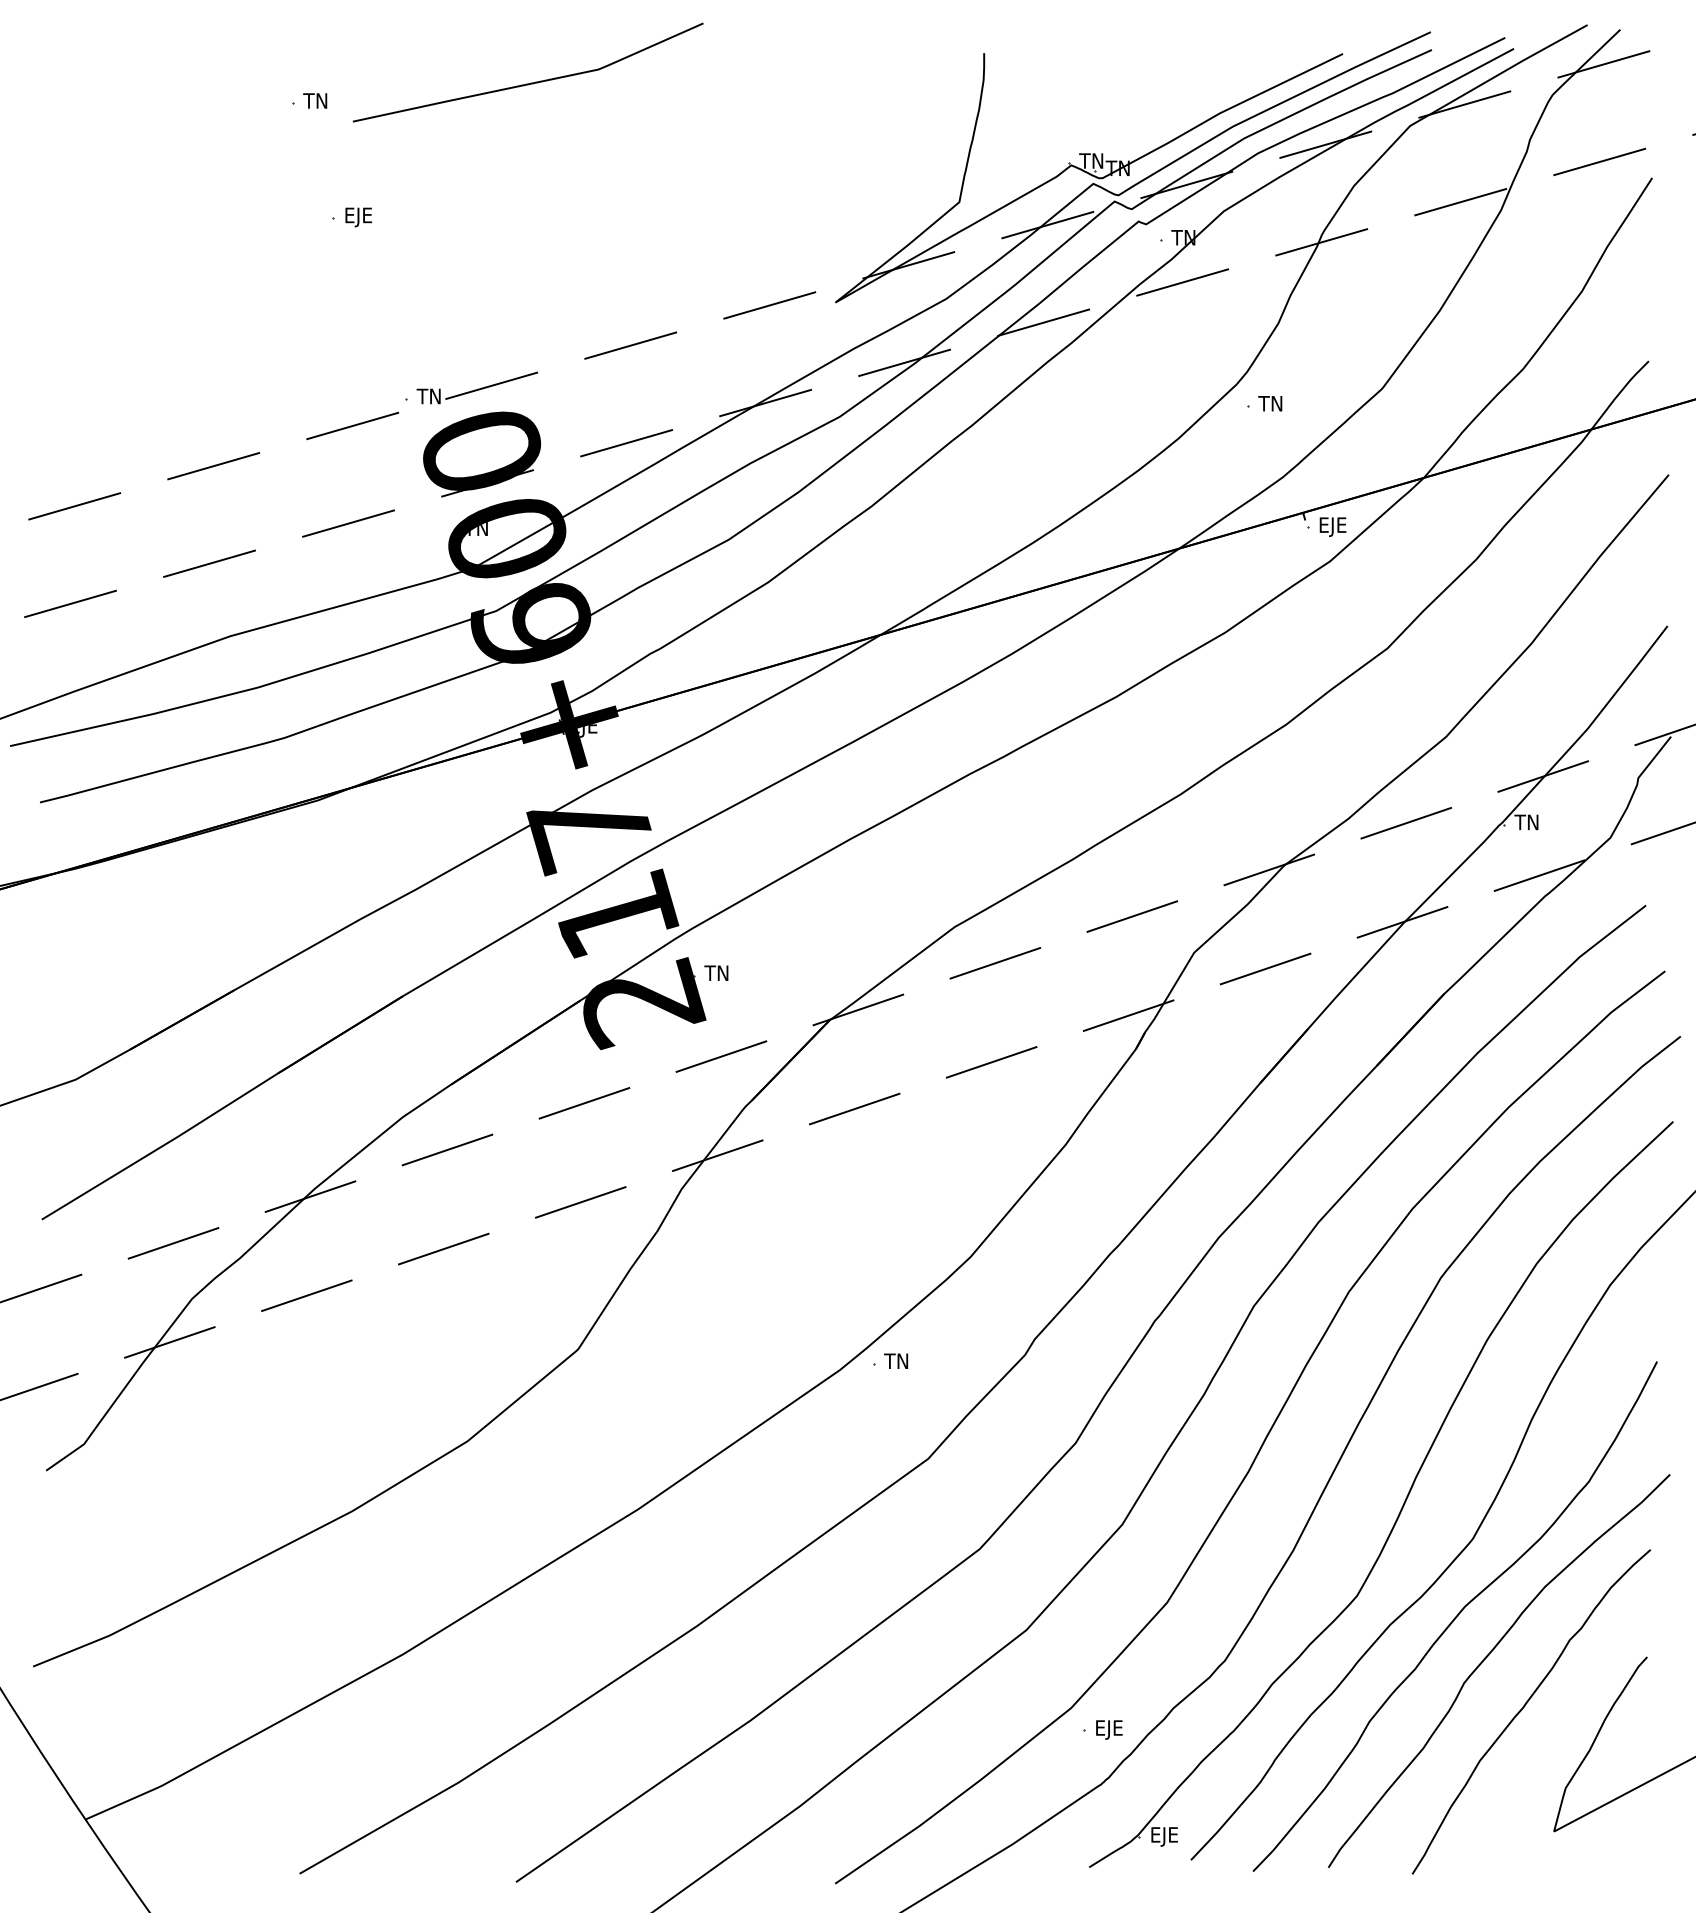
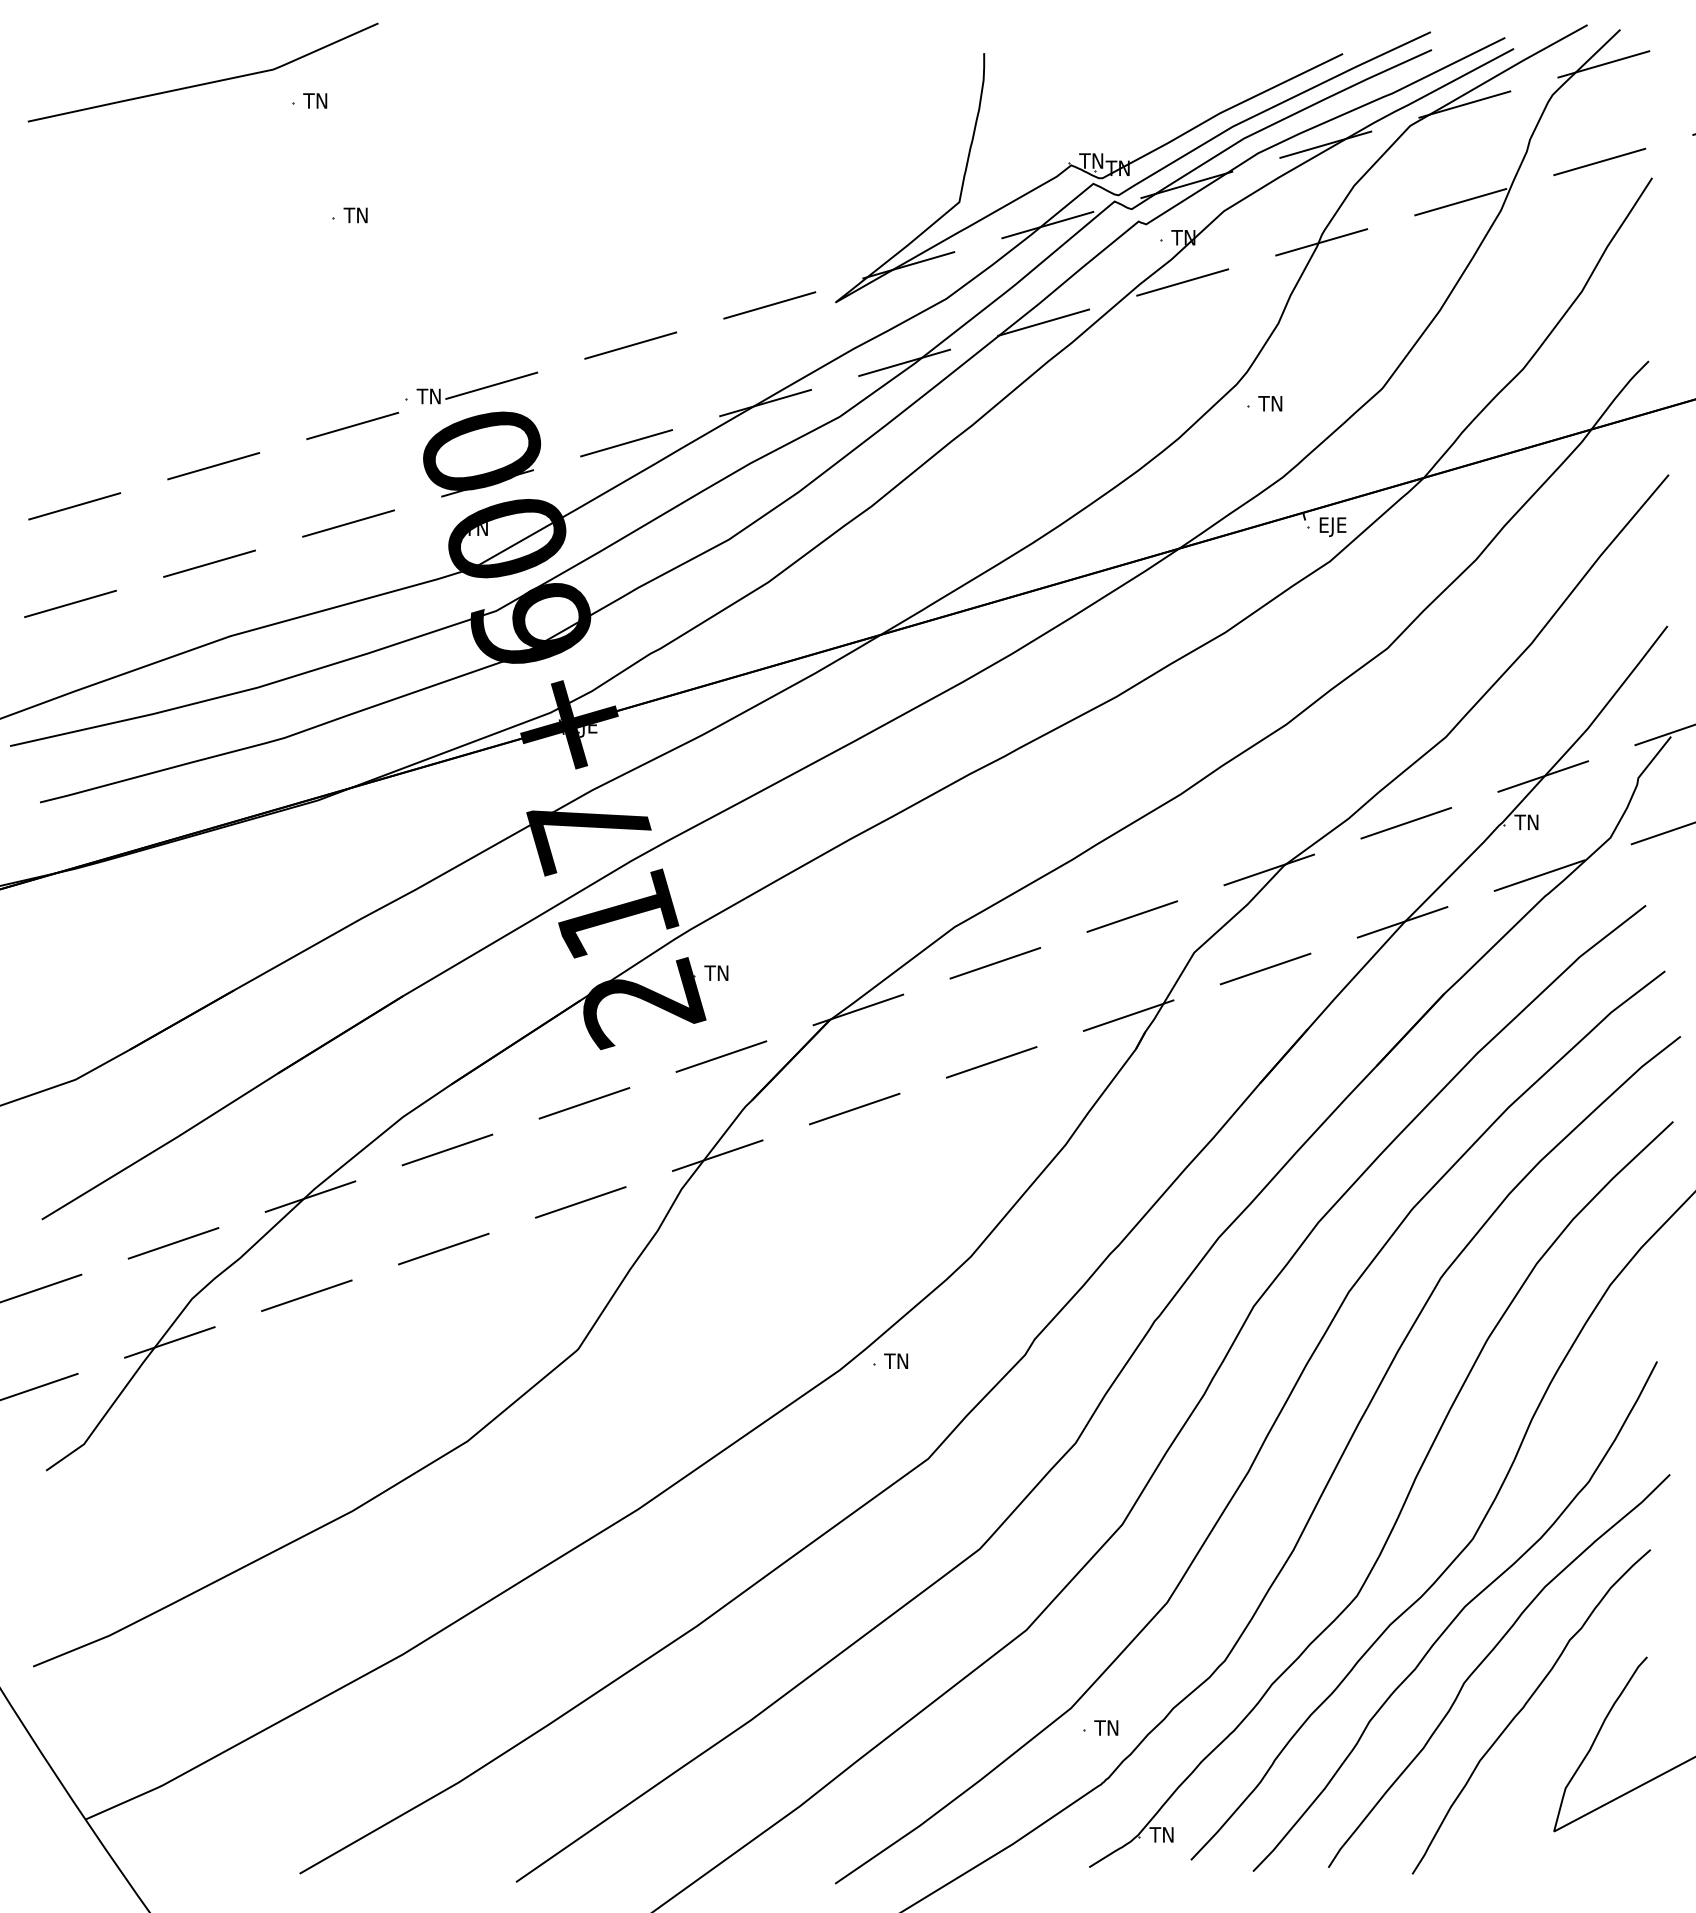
line position: (530, 82) -> (205, 82) (205, 82)
text: EJE -> TN (357, 217)
text: EJE -> TN (1108, 1729)
text: EJE -> TN (1163, 1836)
